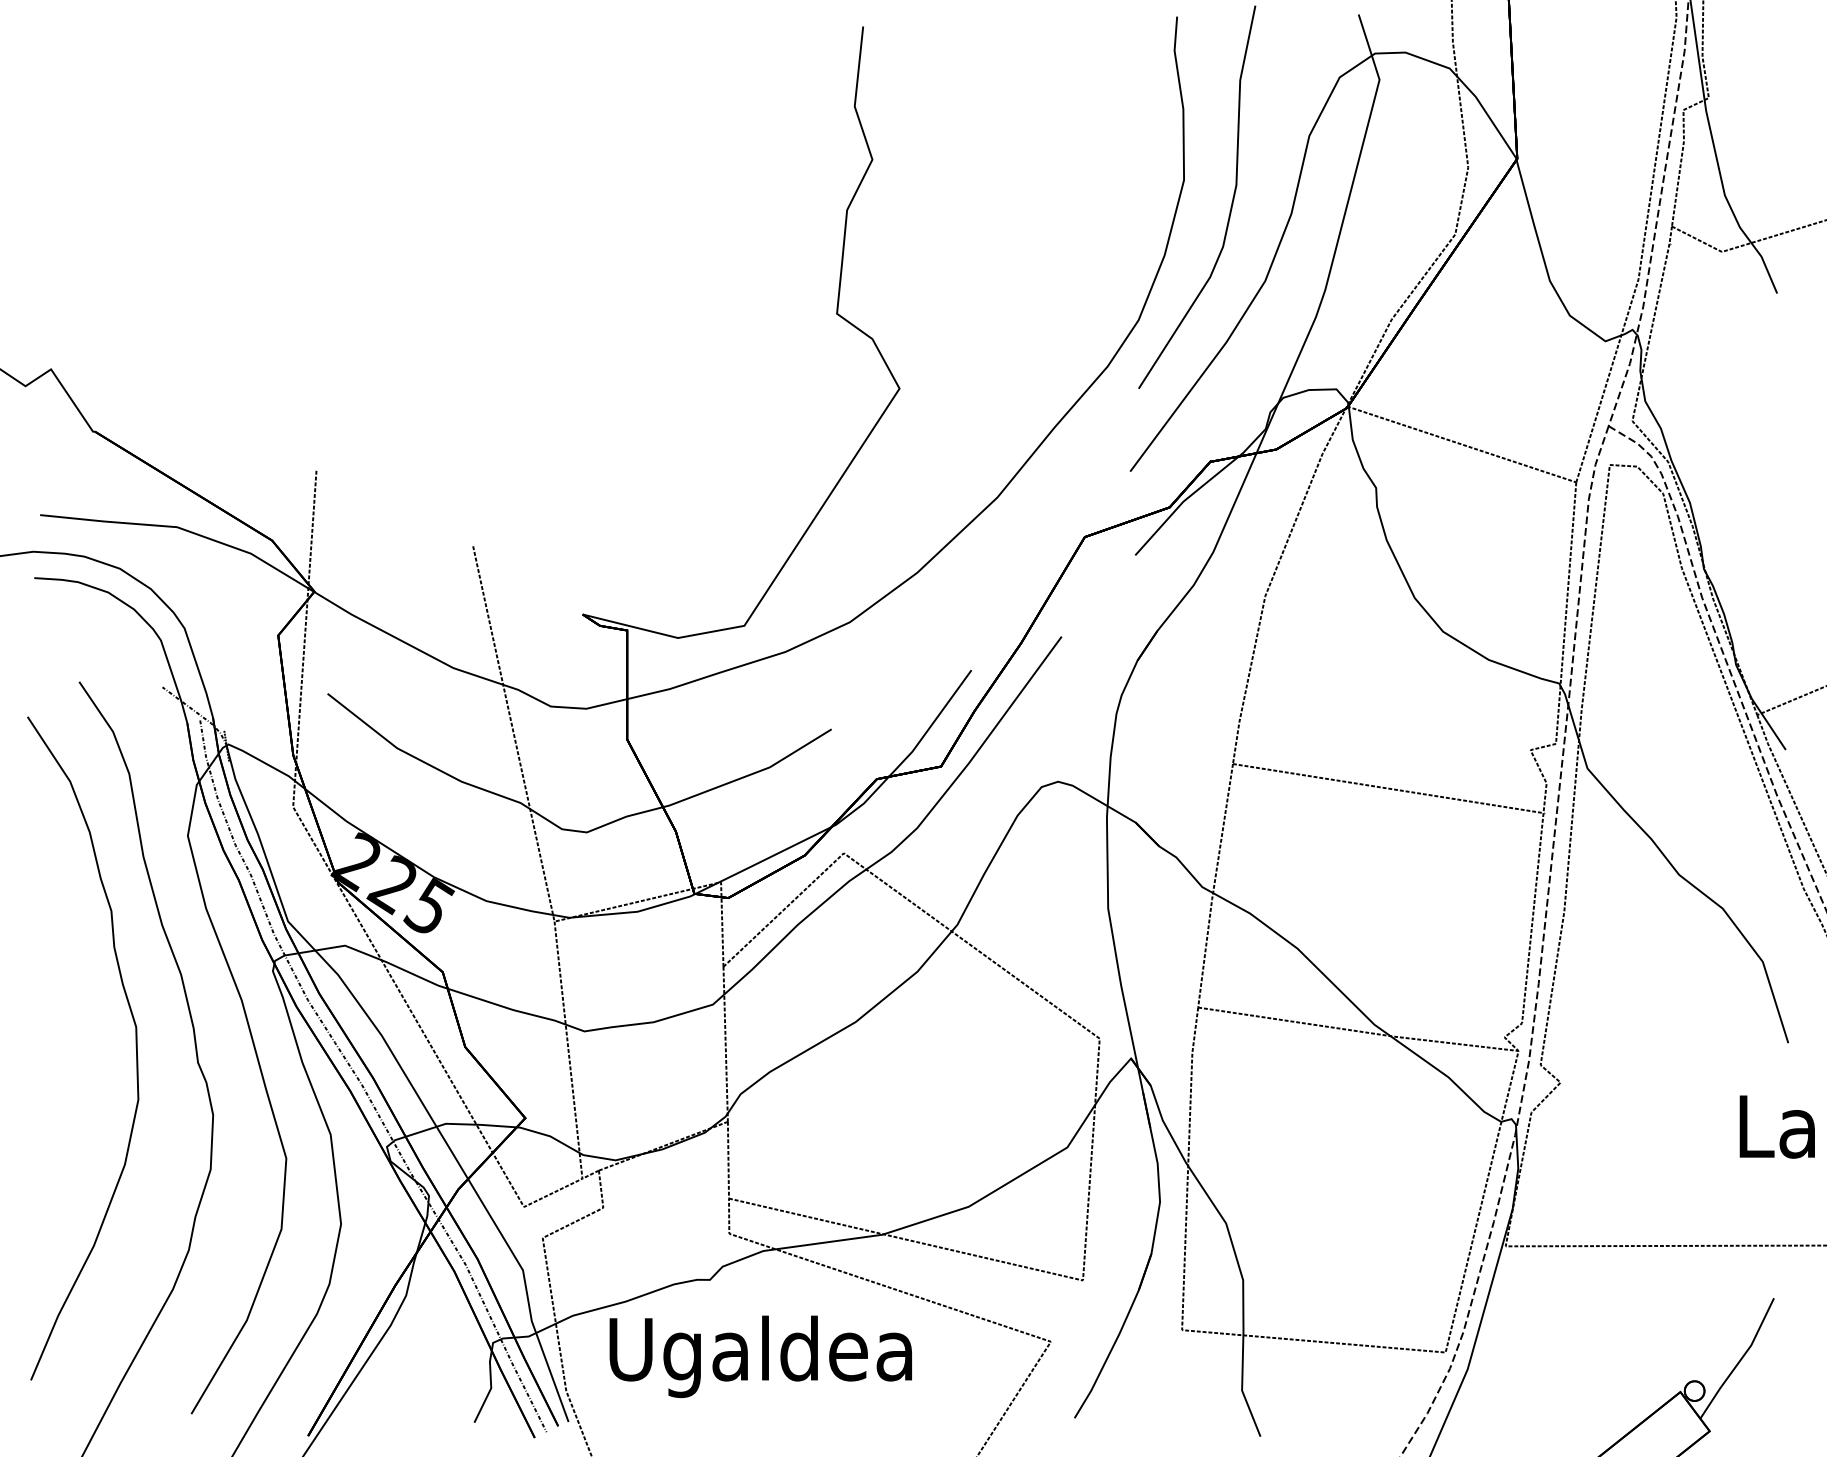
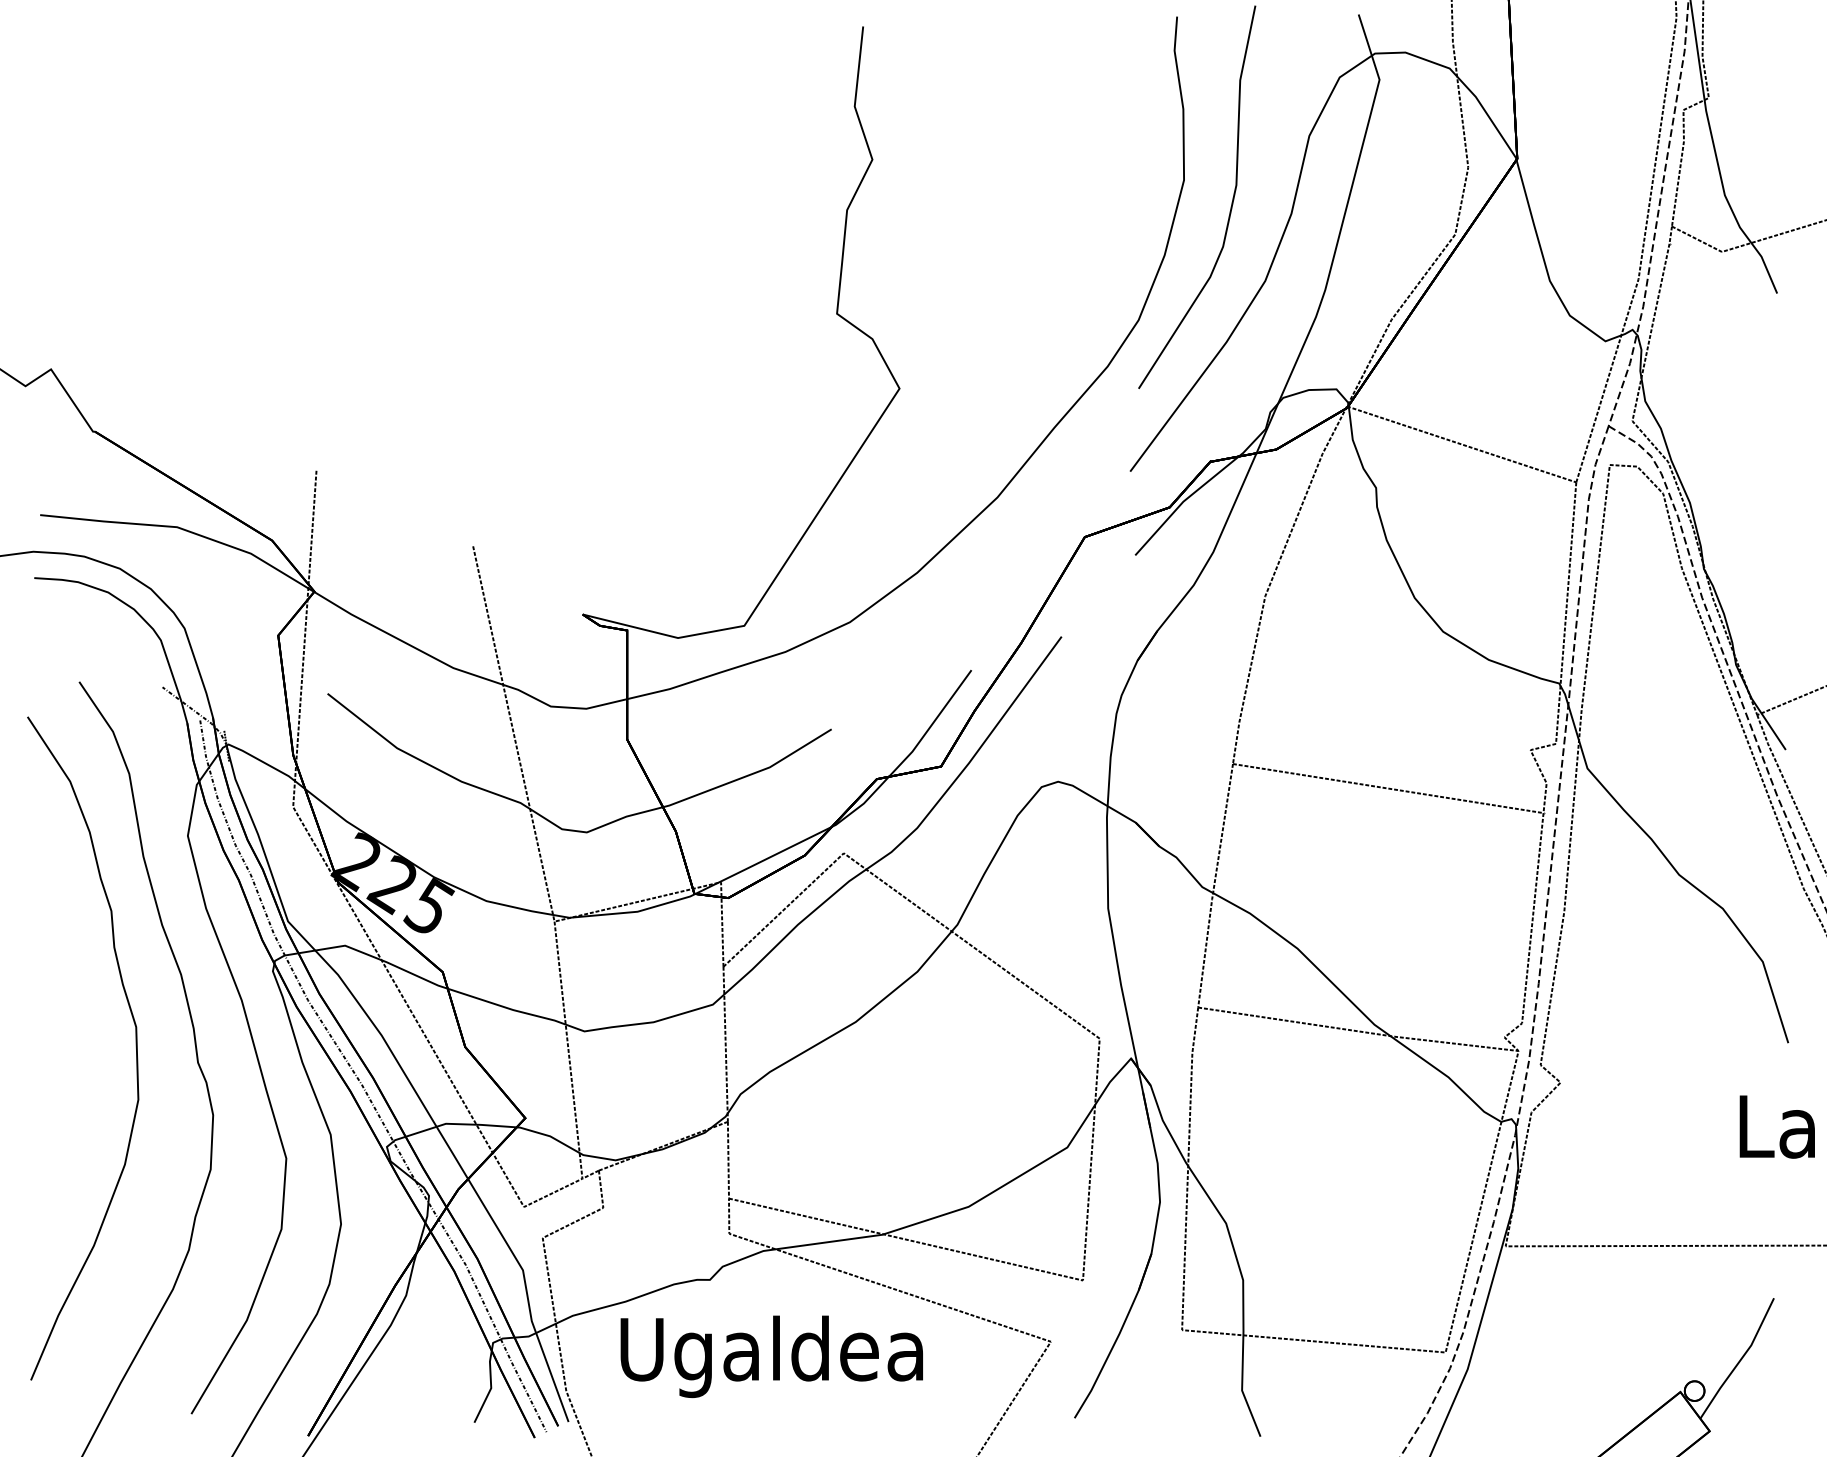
text position: (760, 1356) -> (771, 1356) (771, 1356)
